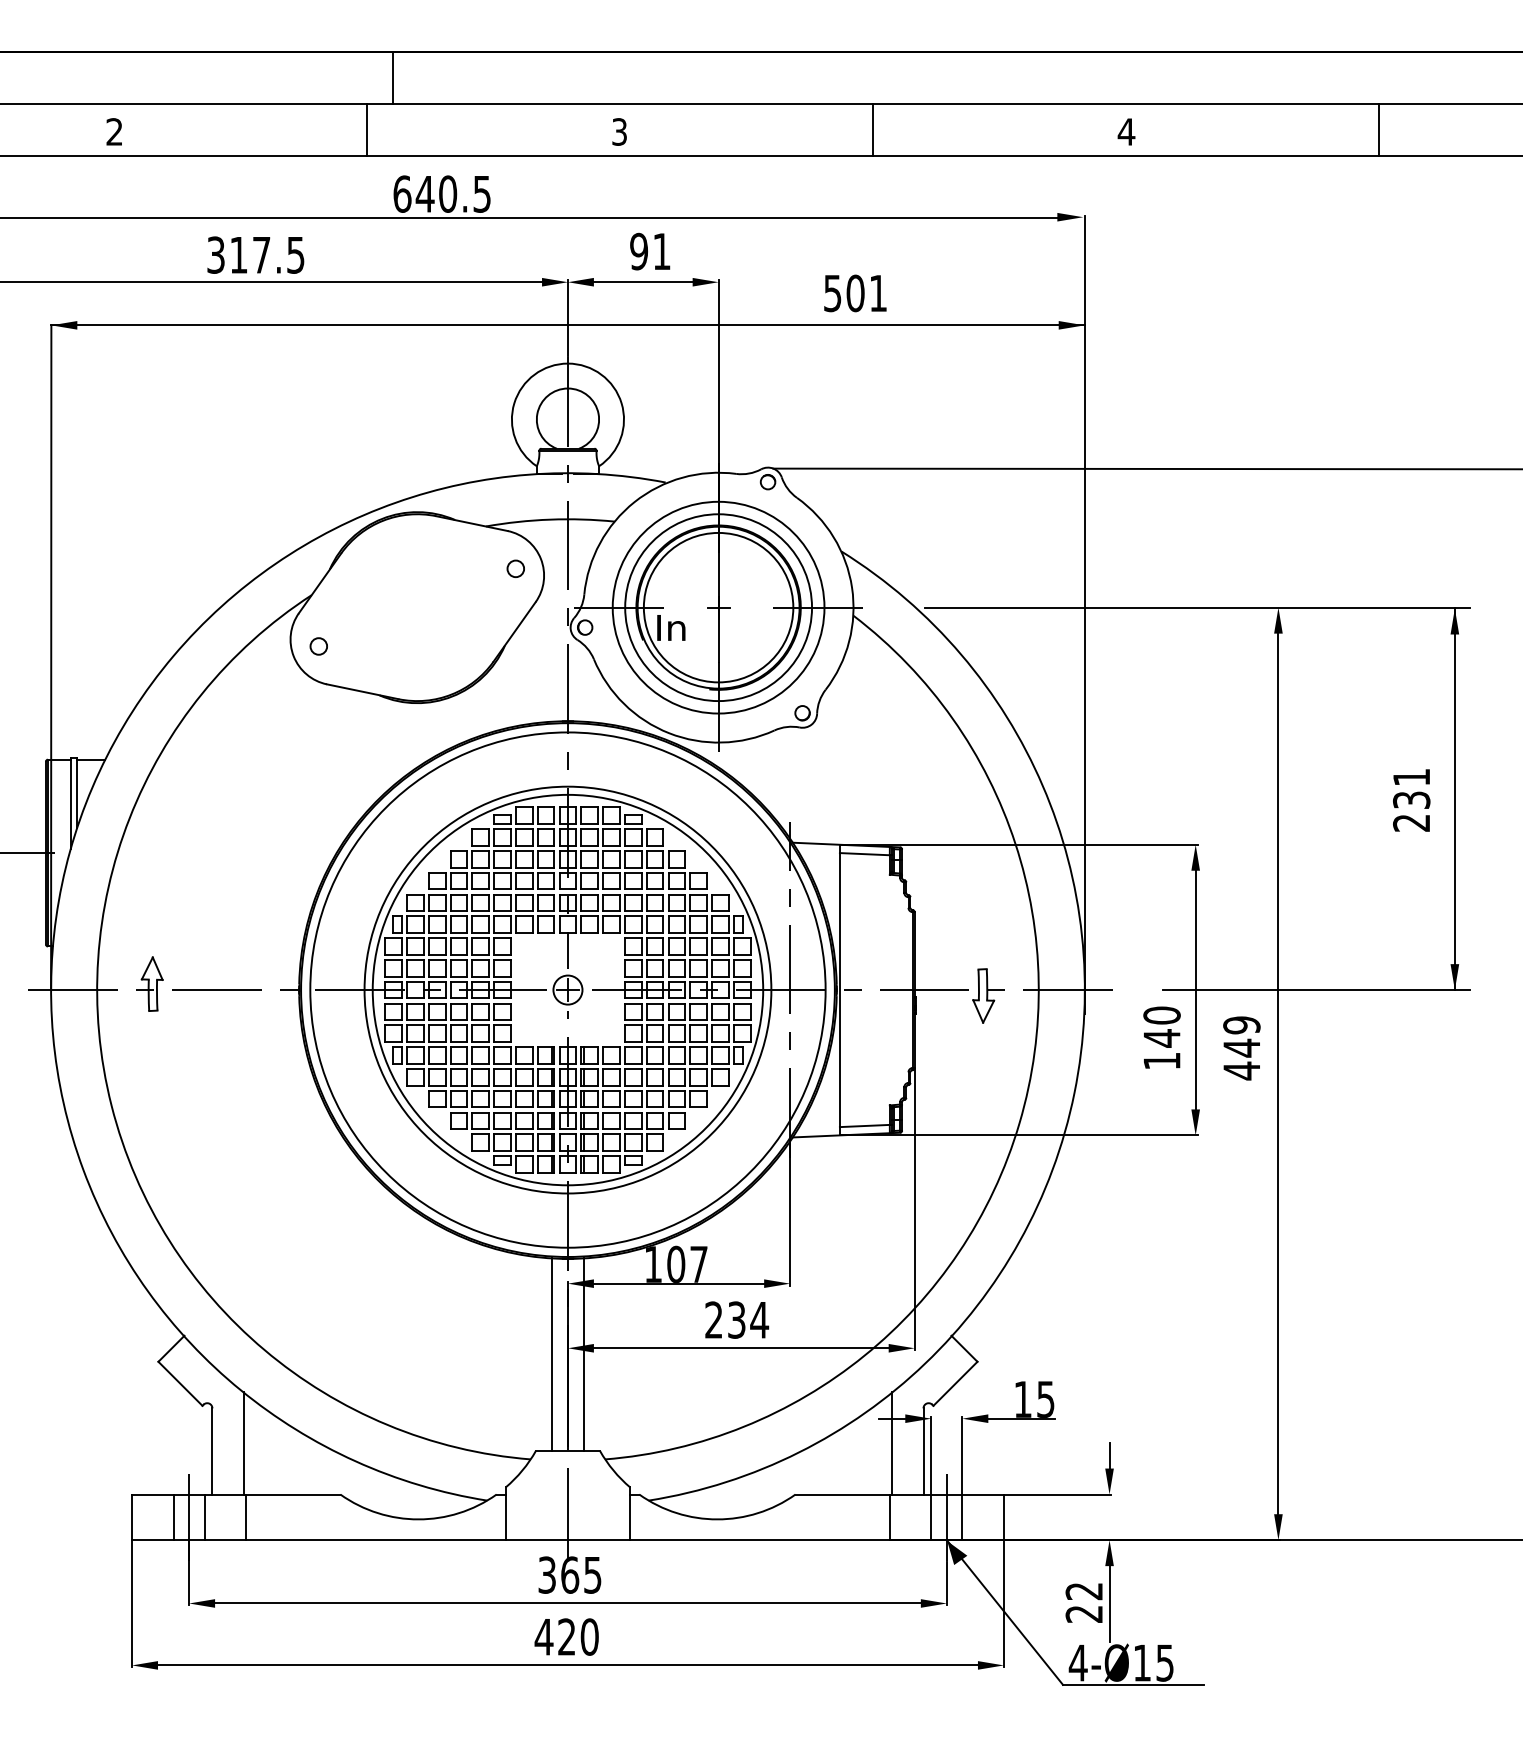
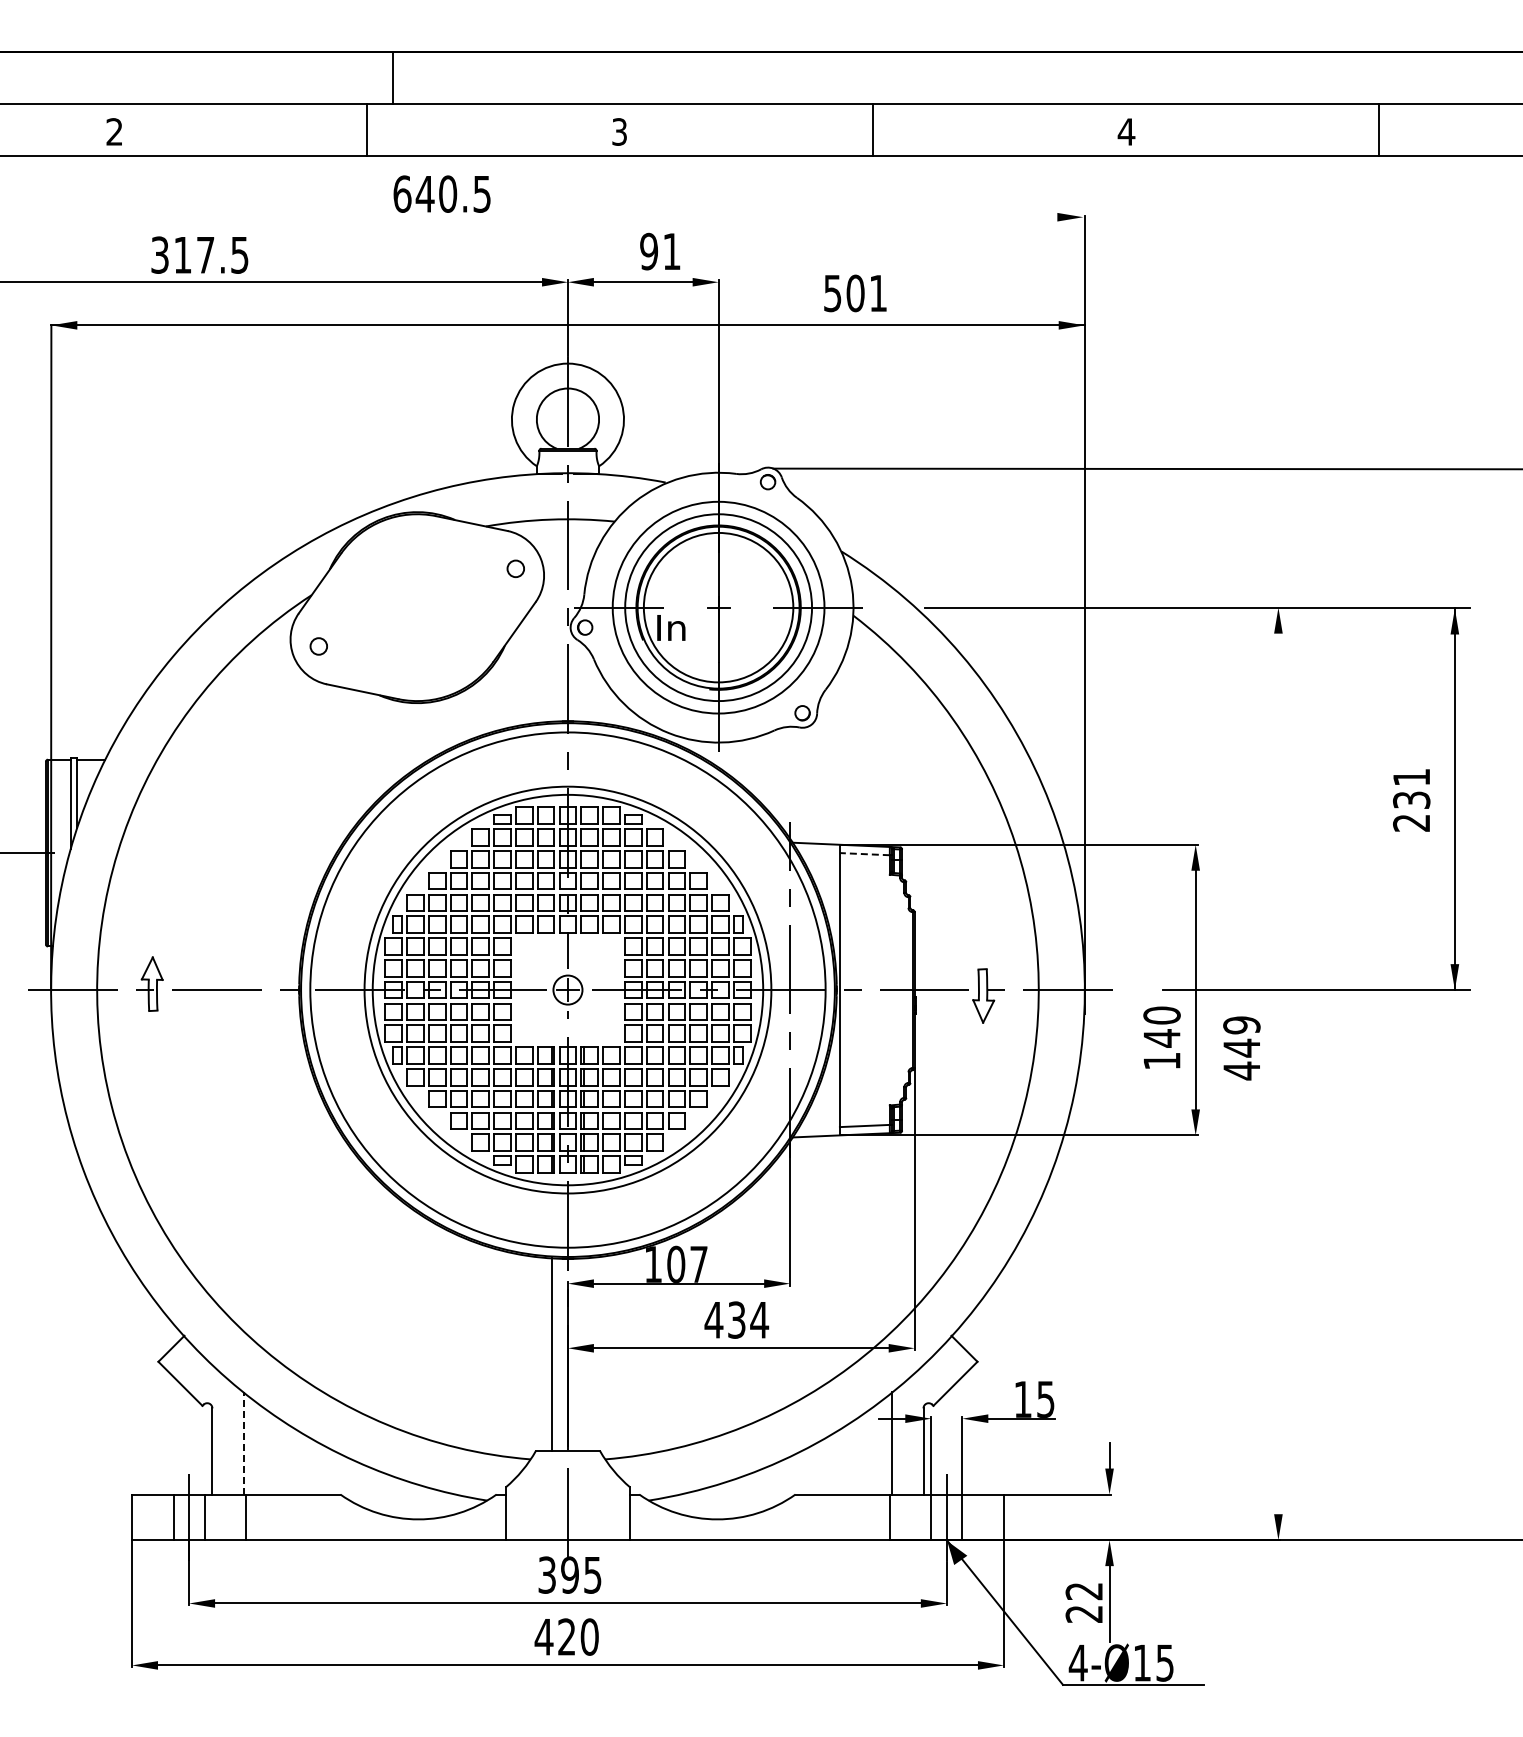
line: present -> none (530, 218)
text position: (650, 251) -> (660, 251) (660, 251)
text position: (255, 254) -> (199, 254) (199, 254)
line: solid -> dashed (864, 854)
line: present -> none (1278, 1073)
text: 234 -> 434 (713, 1319)
line: present -> none (583, 1354)
line: solid -> dashed (243, 1442)
text: 365 -> 395 (570, 1574)
